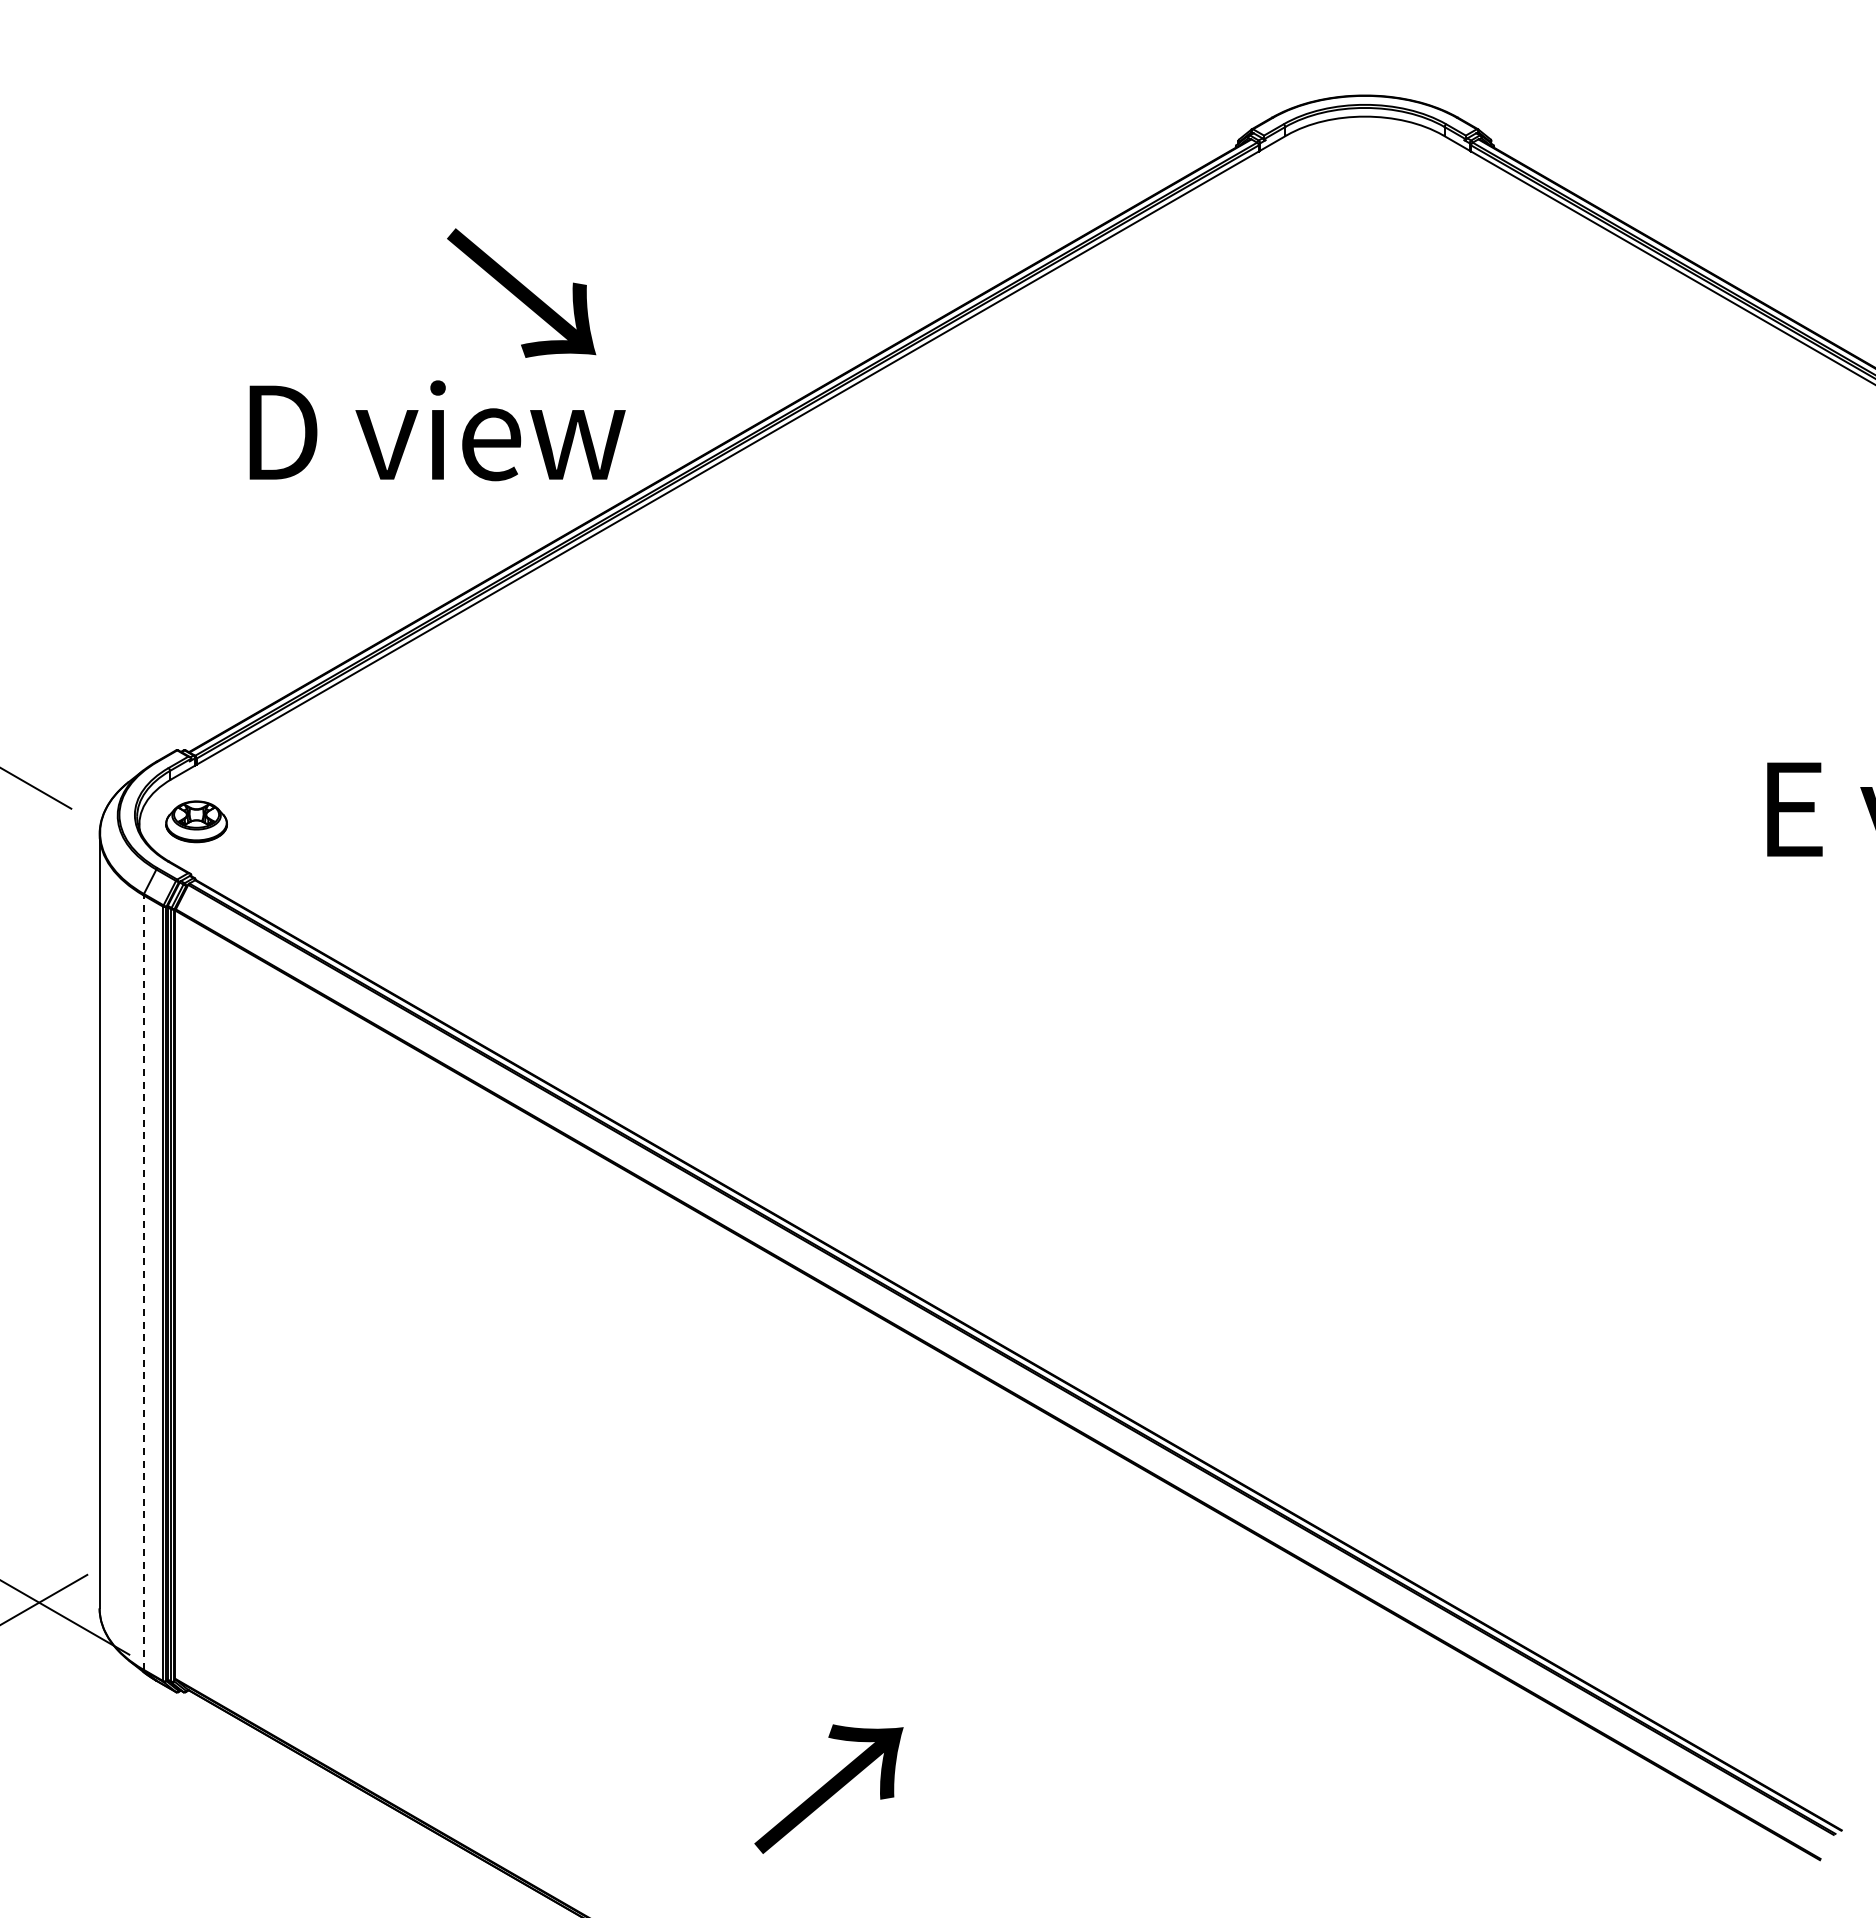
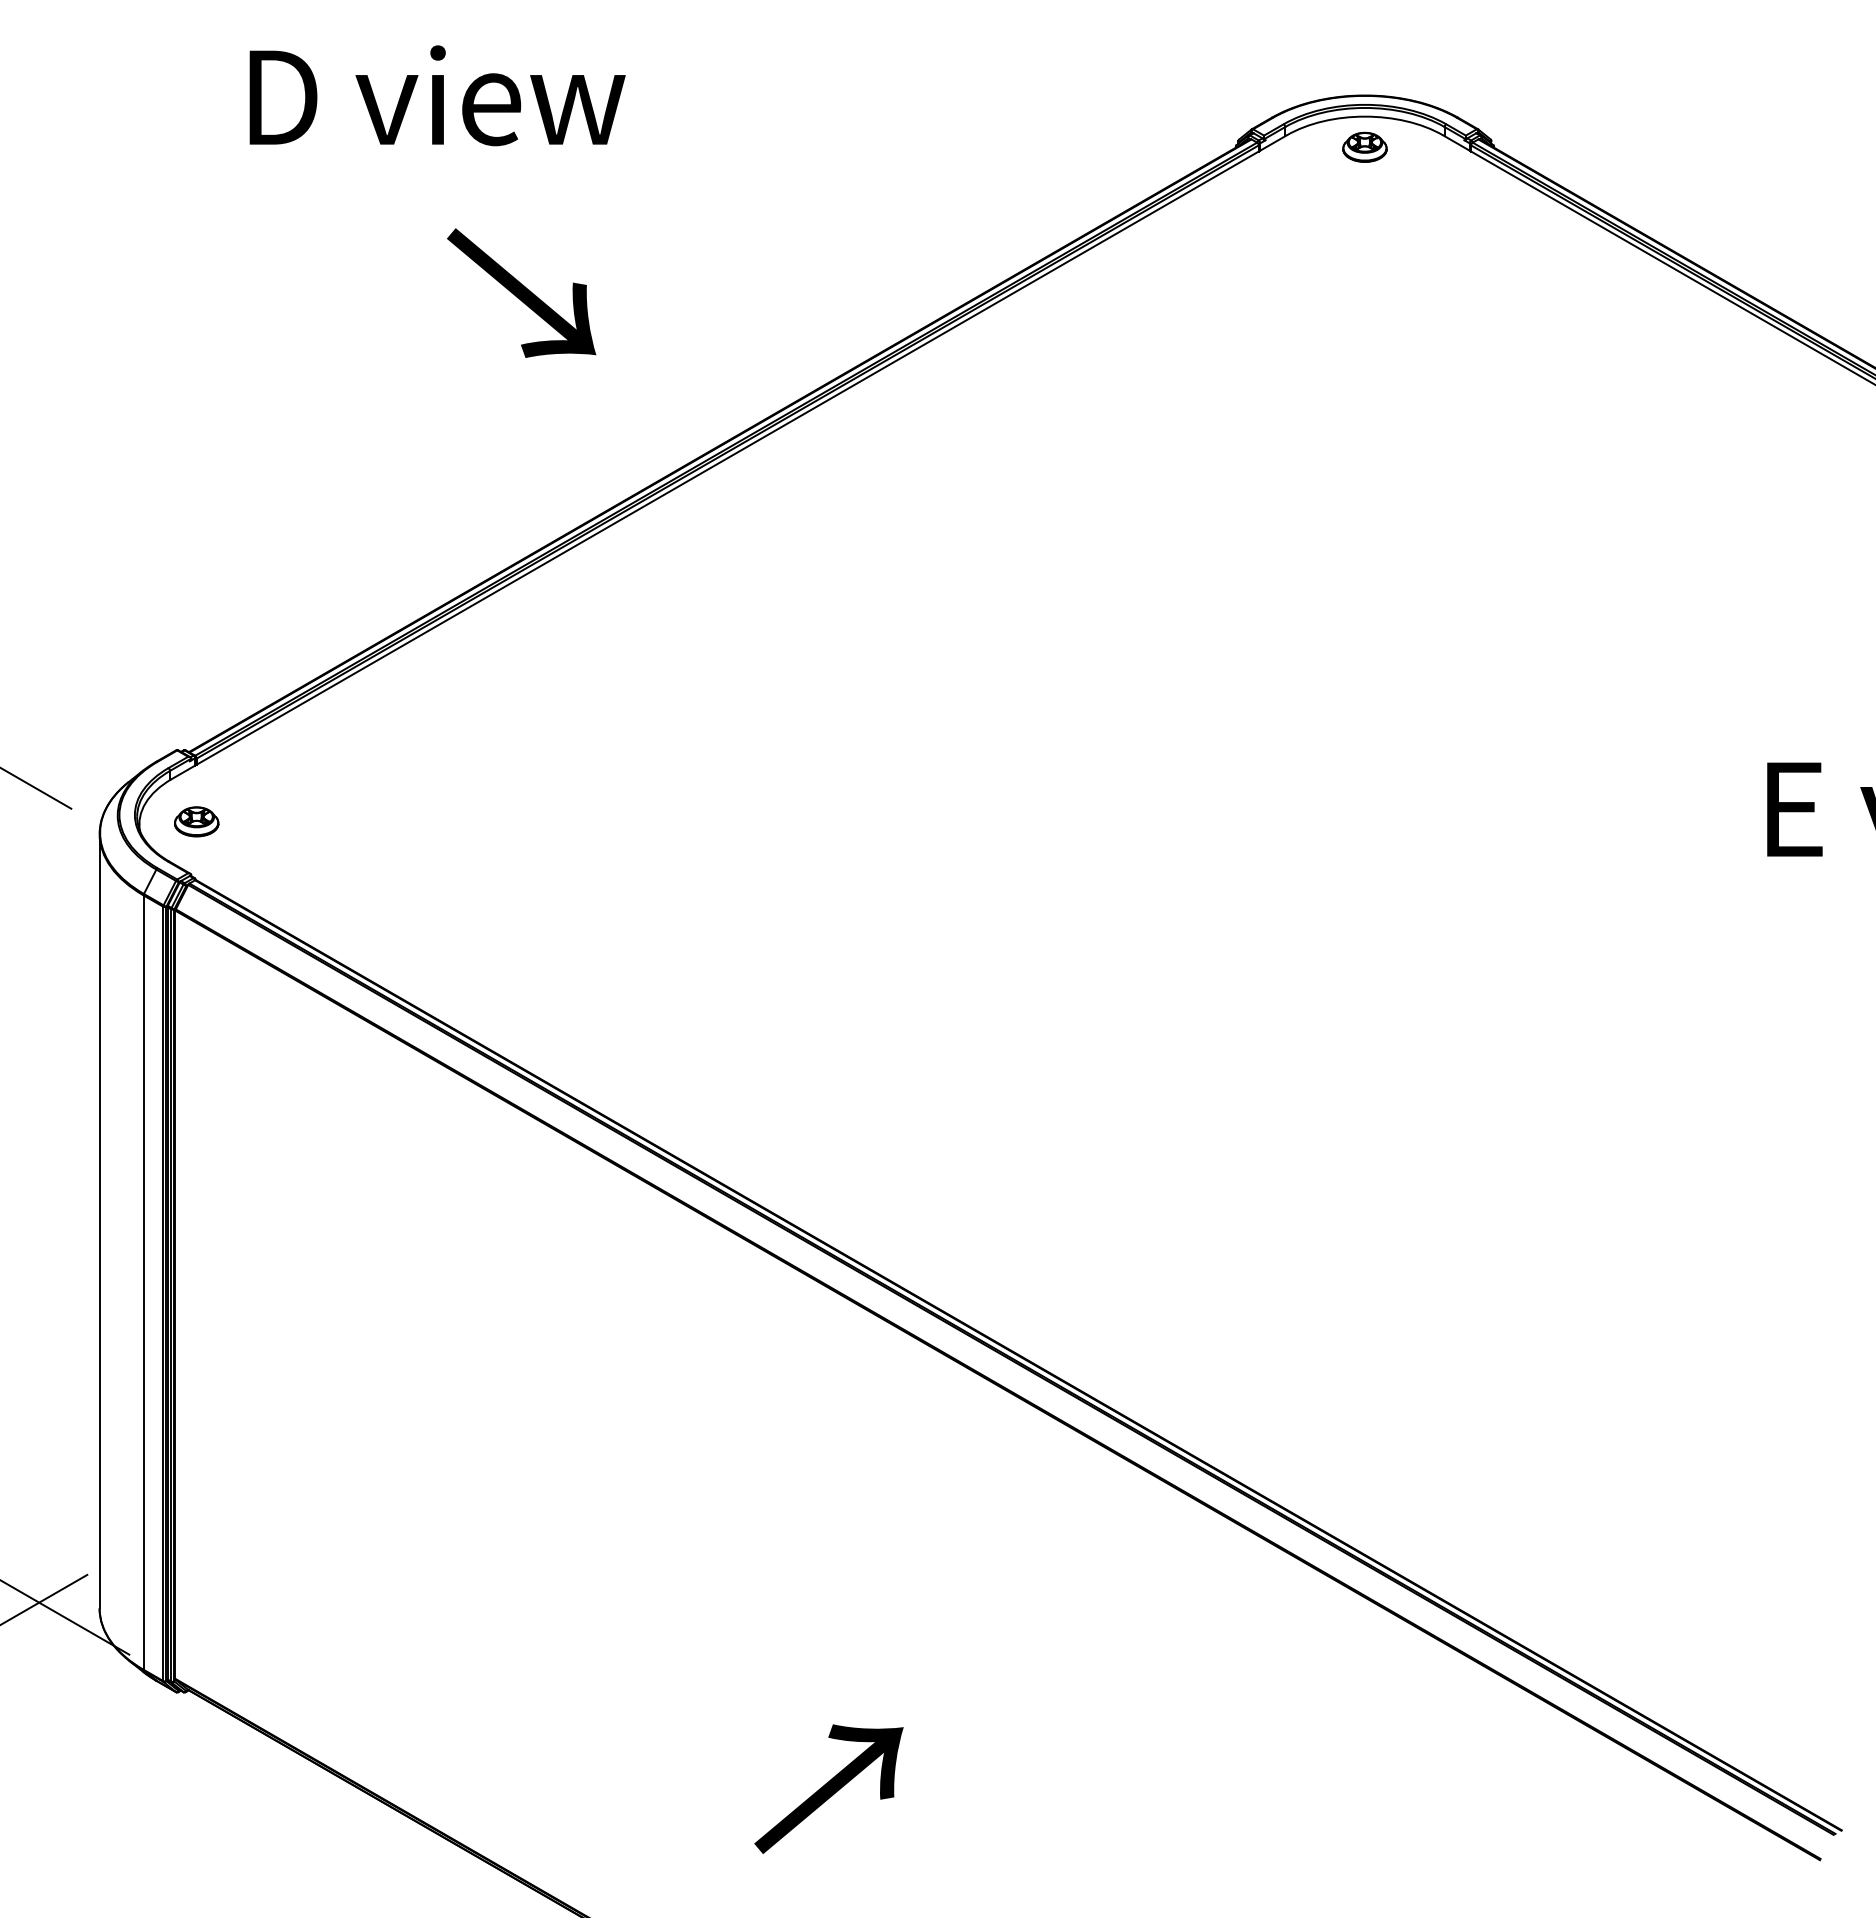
part: none -> present (1364, 146)
text position: (437, 430) -> (437, 95) (437, 95)
part size: 63x44 px -> 46x32 px (196, 821)
line: dashed -> solid (143, 1282)
